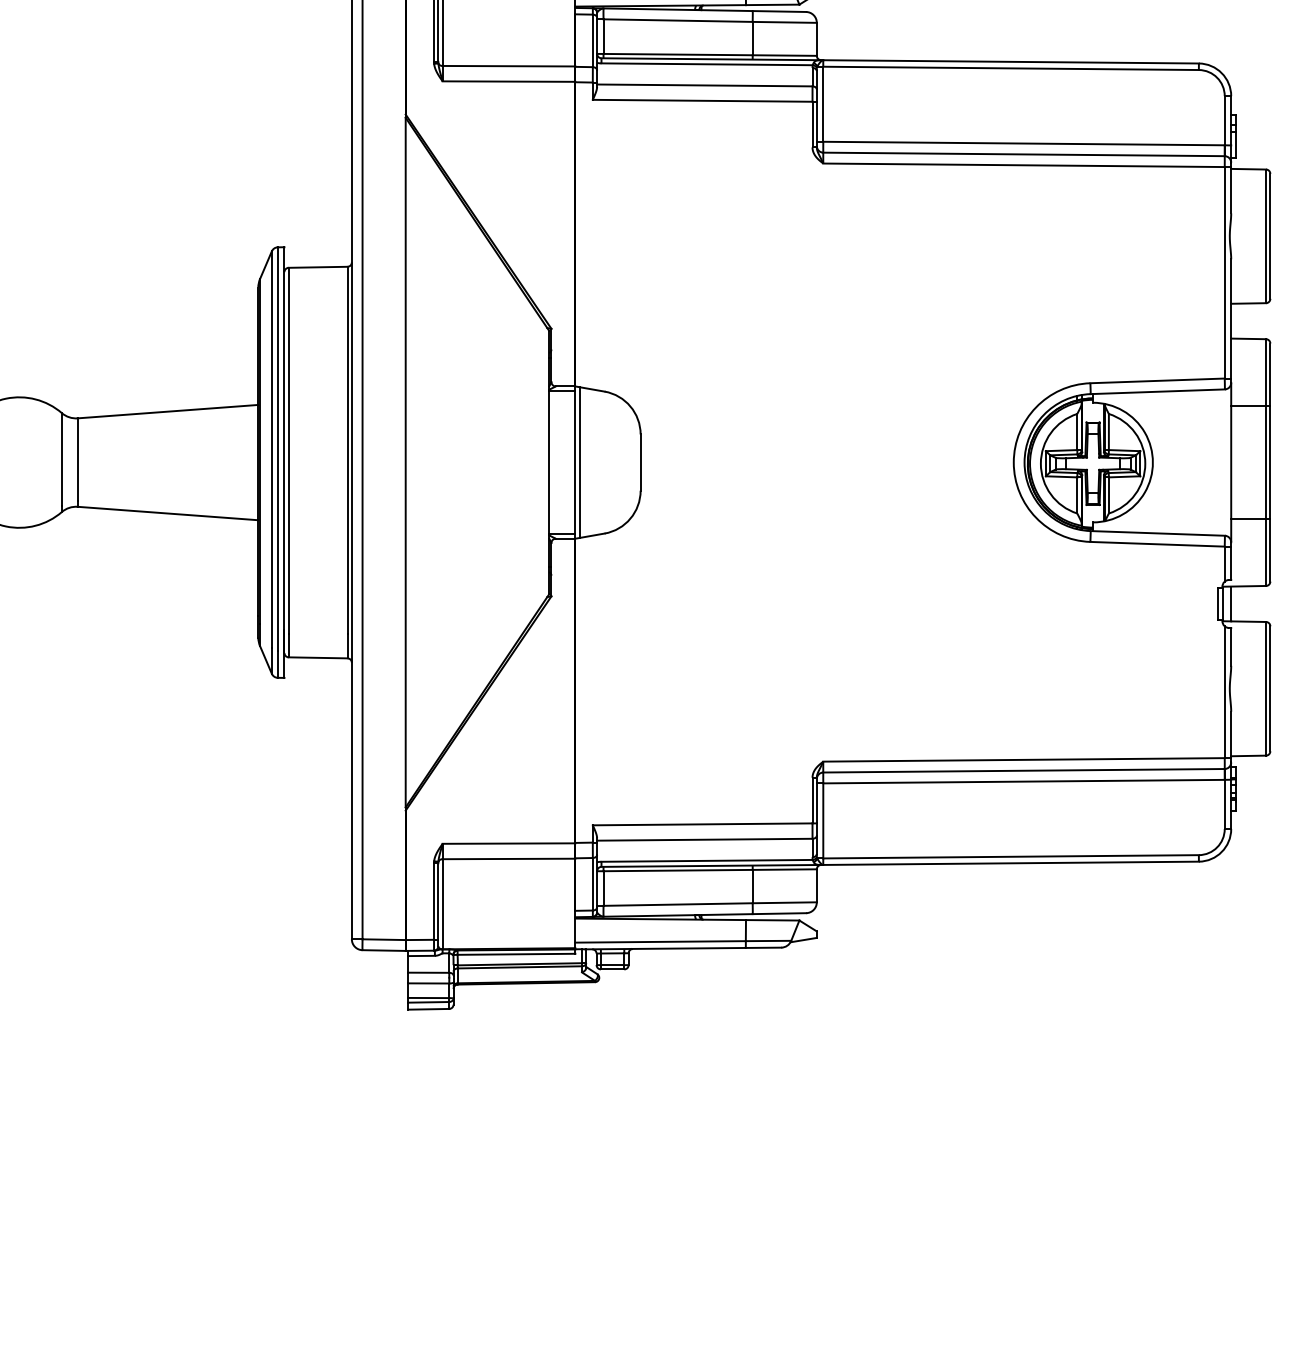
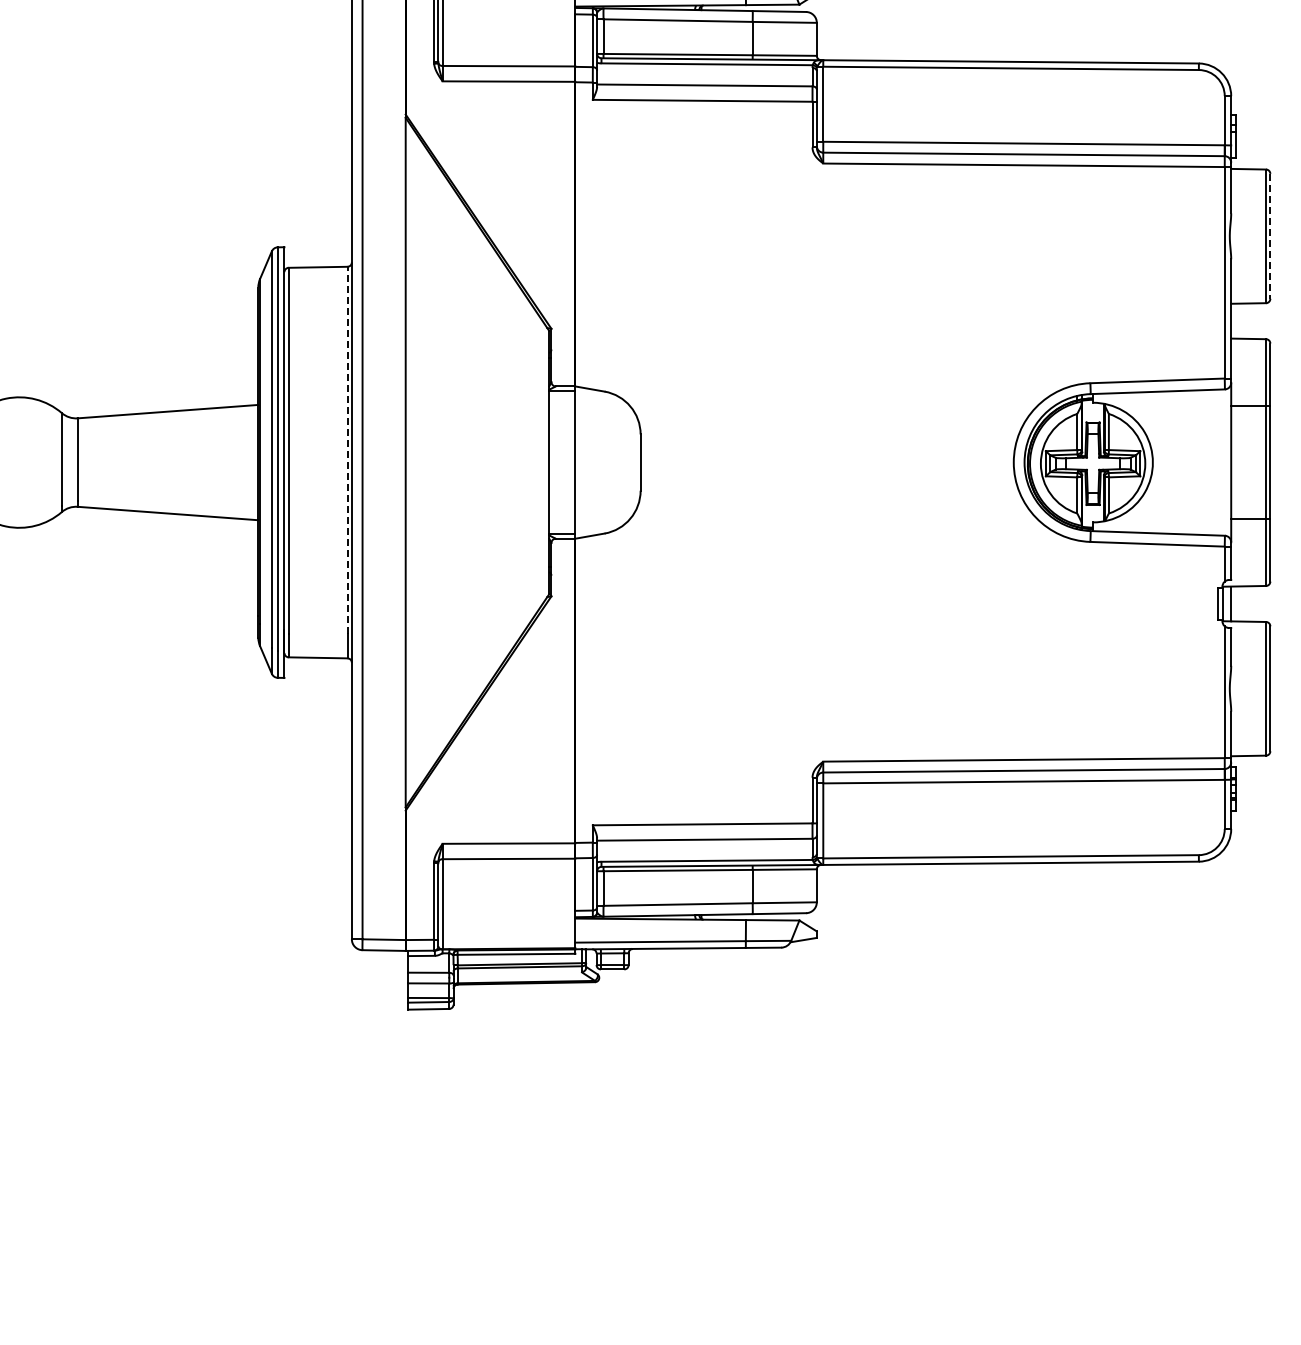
line: solid -> dashed (1270, 236)
line: solid -> dashed (347, 450)
line: present -> none (579, 462)
